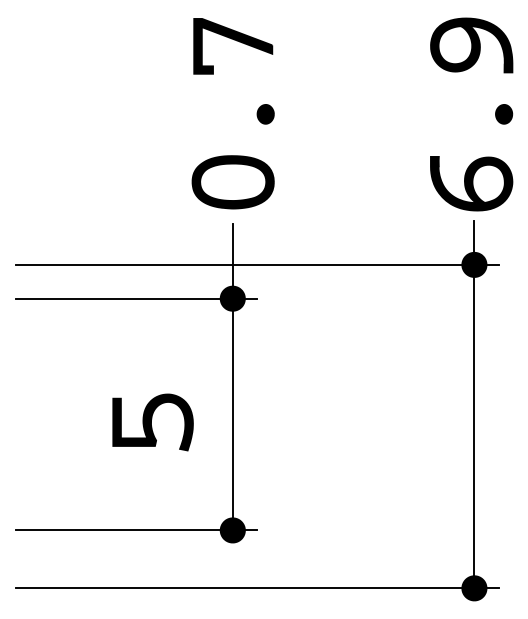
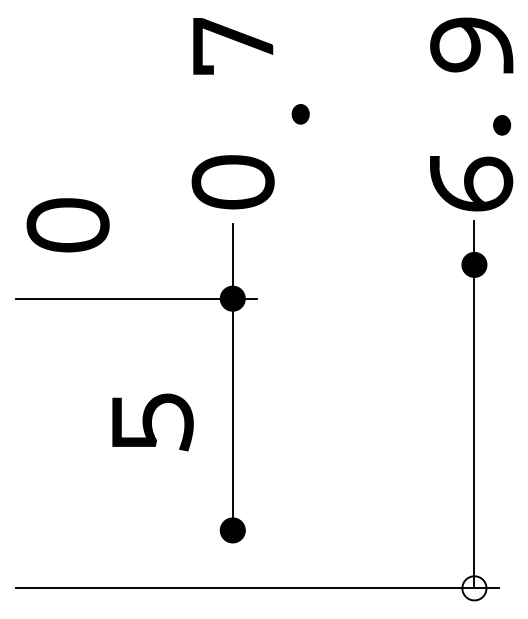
part position: (265, 114) -> (300, 114) (300, 114)
part position: (504, 114) -> (502, 125) (502, 125)
part: none -> present (67, 225)
line: present -> none (256, 264)
line: present -> none (136, 530)
fill: present -> none (474, 588)
